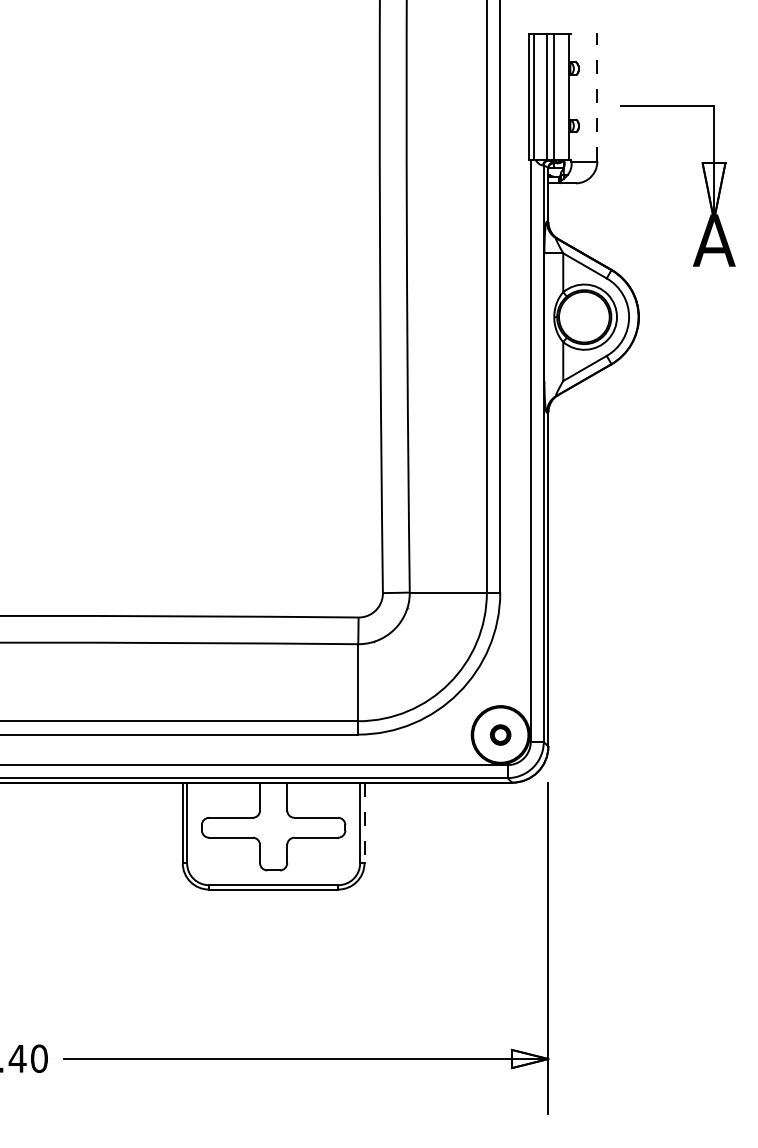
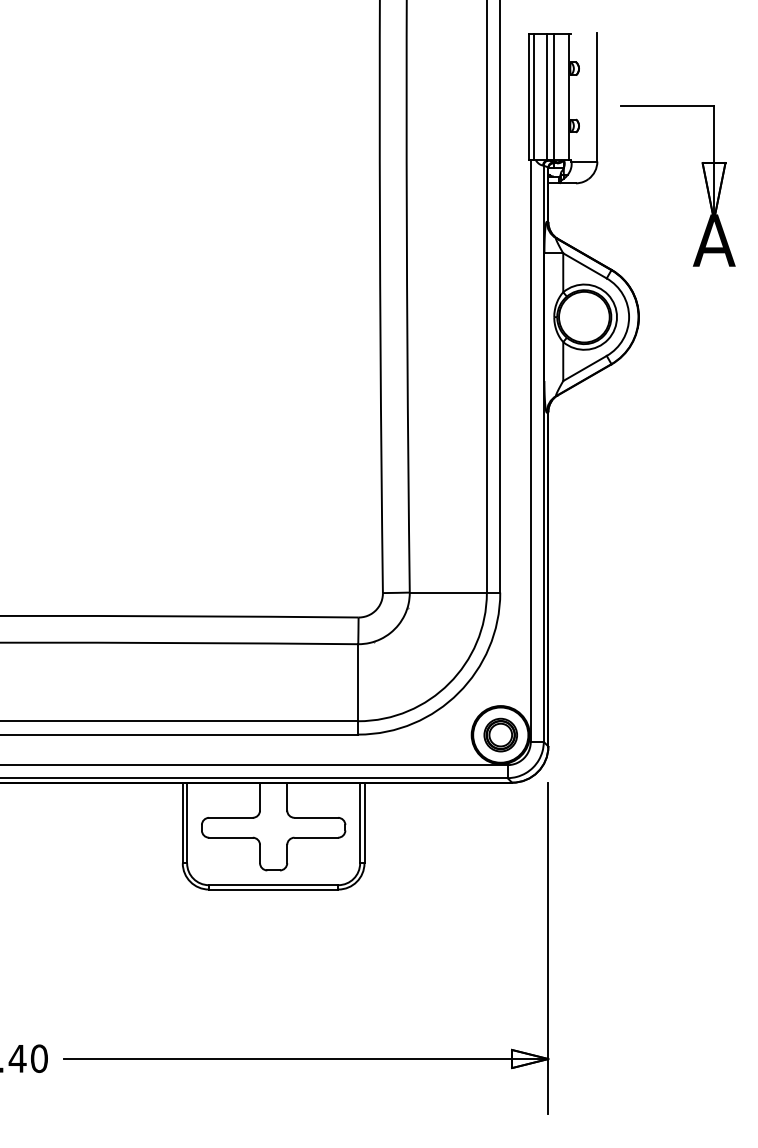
line: dashed -> solid (597, 96)
part size: 22x22 px -> 35x36 px (500, 734)
line: dashed -> solid (364, 823)
